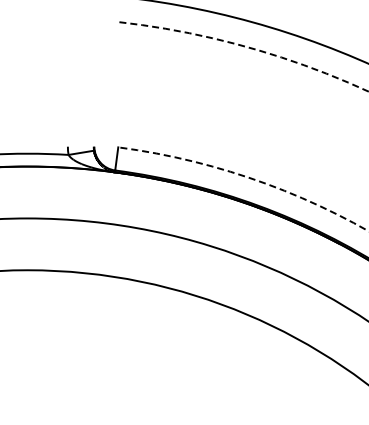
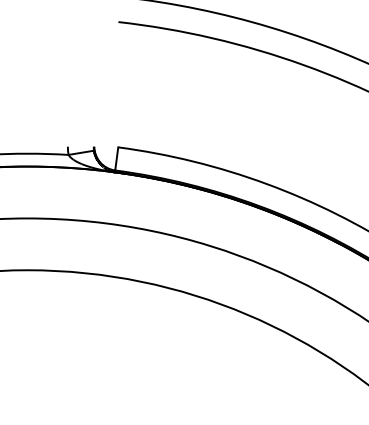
arc: dashed -> solid (246, 46)
arc: dashed -> solid (247, 177)
